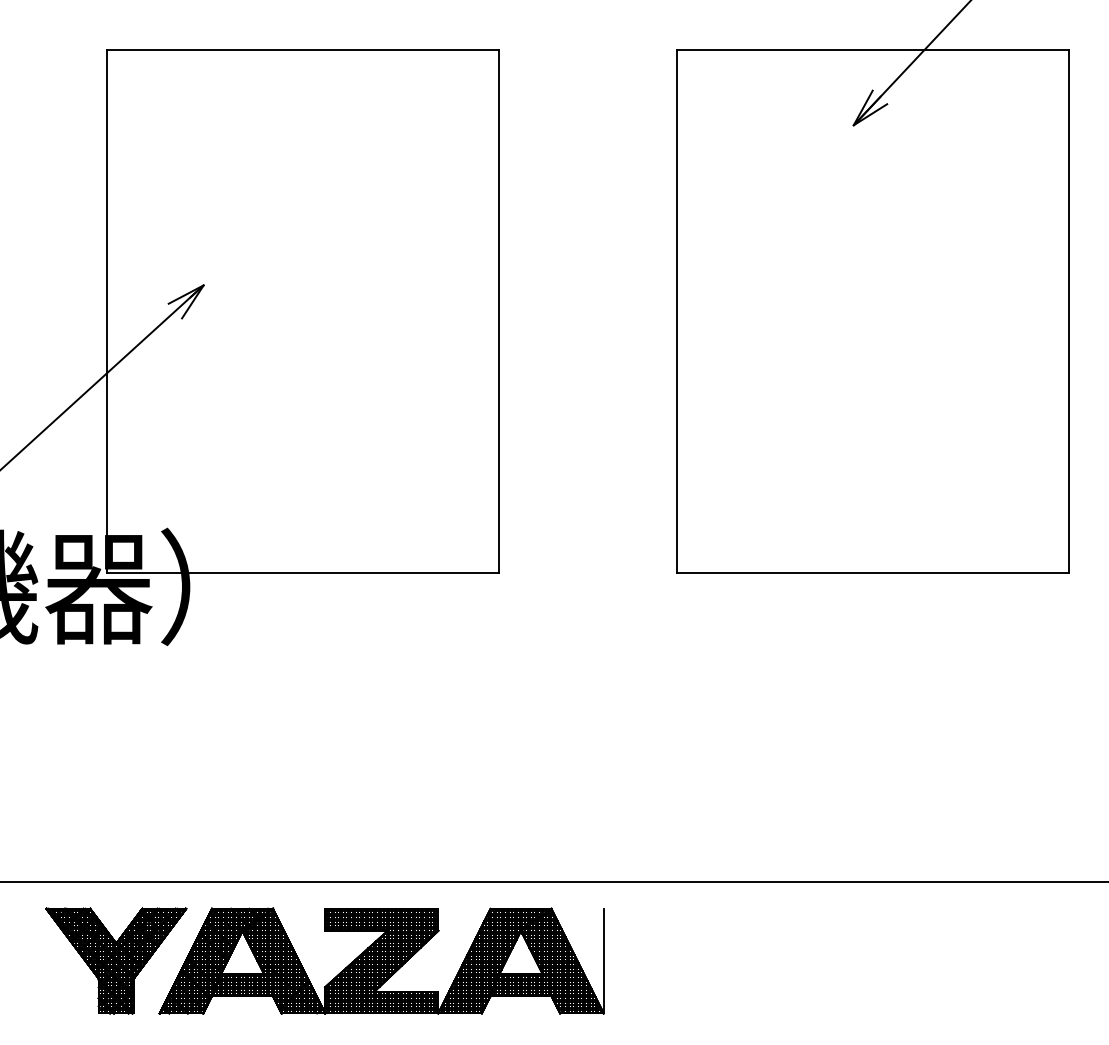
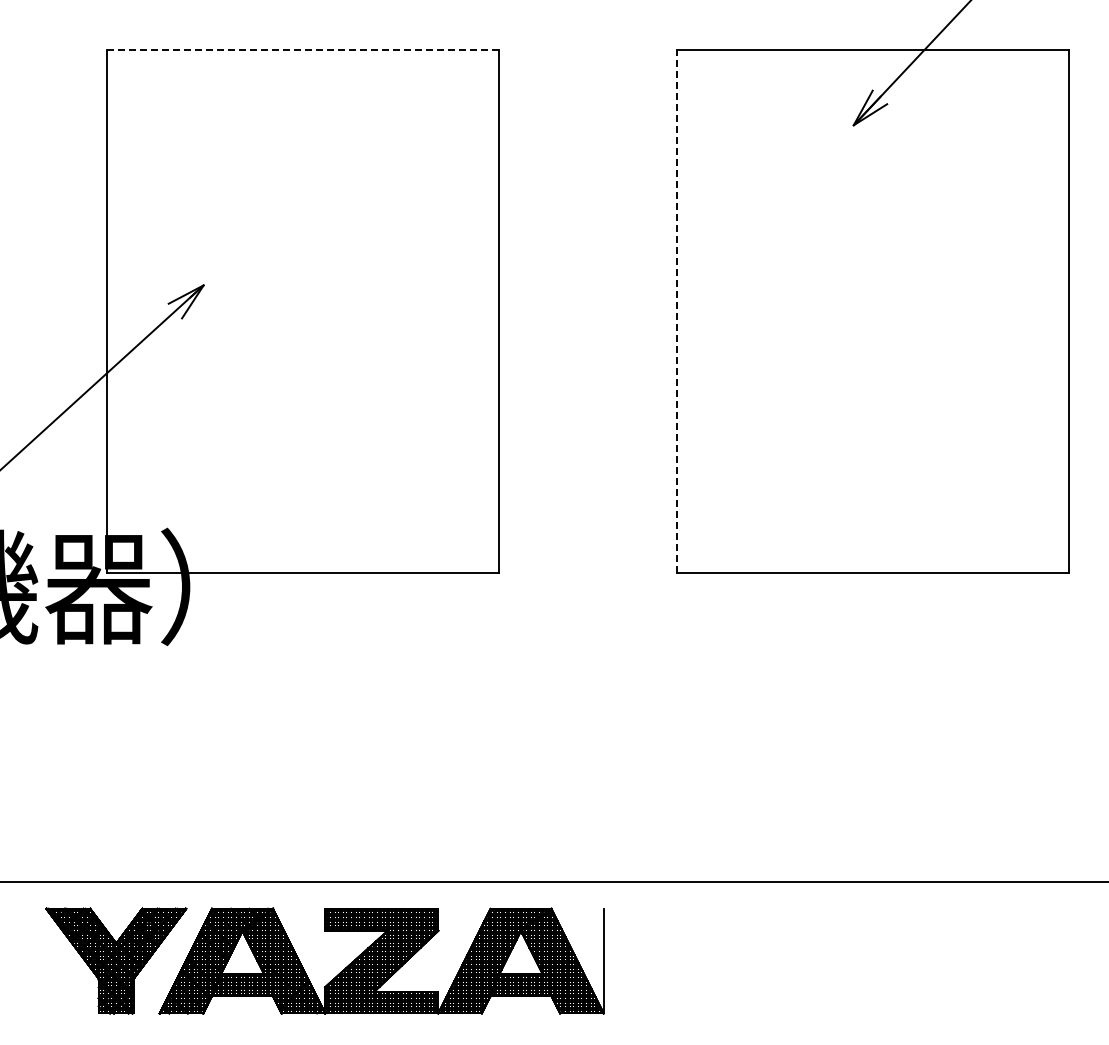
line: solid -> dashed (303, 50)
line: solid -> dashed (676, 311)
